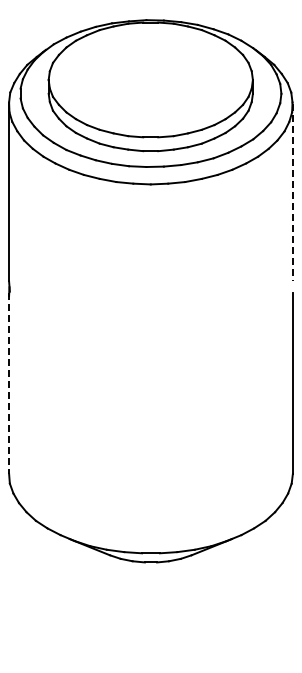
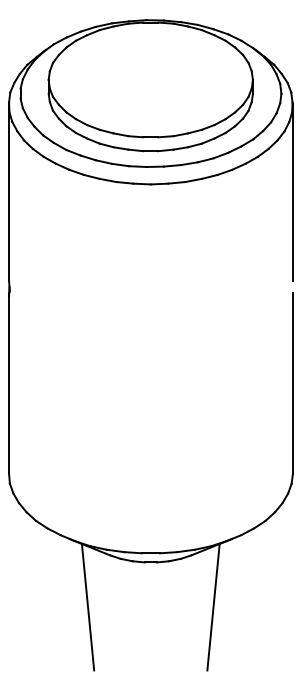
line: dashed -> solid (292, 193)
line: dashed -> solid (9, 383)
line: none -> present (87, 606)
line: none -> present (213, 606)
